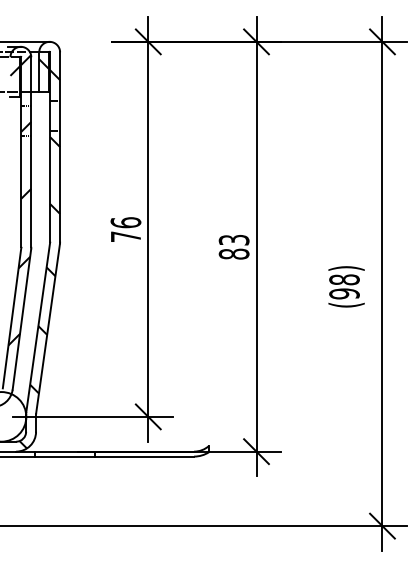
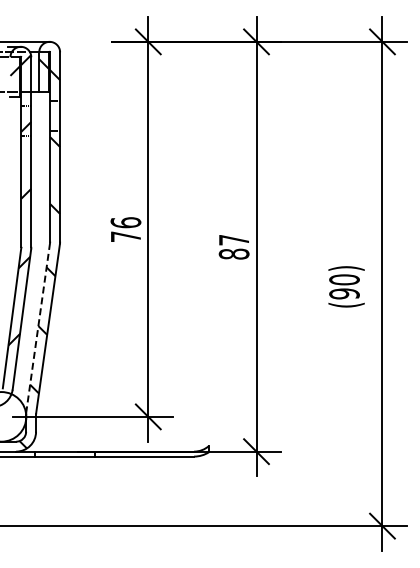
text: 83 -> 87 (233, 240)
text: (98) -> (90) (344, 279)
line: solid -> dashed (38, 327)
